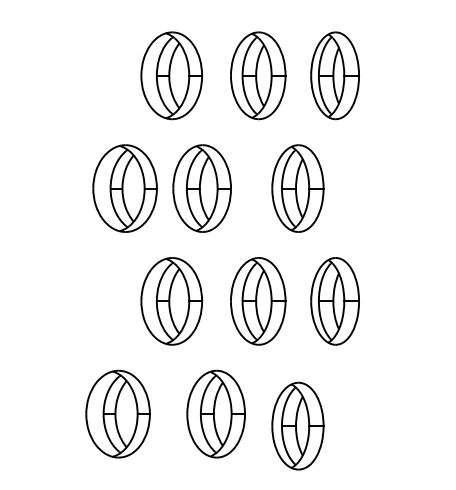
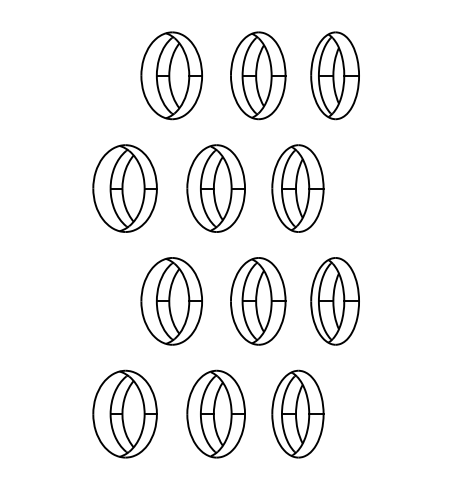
part position: (201, 188) -> (215, 188) (215, 188)
part position: (117, 413) -> (124, 413) (124, 413)
part position: (297, 425) -> (297, 413) (297, 413)
